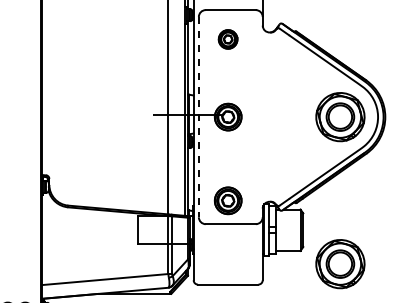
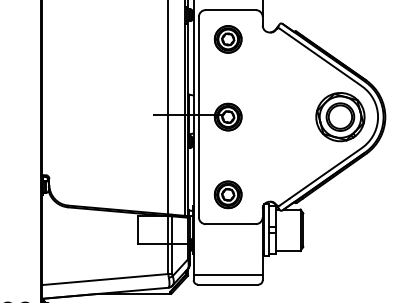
part size: 22x21 px -> 30x29 px (227, 39)
line: dashed -> solid (198, 117)
part position: (227, 200) -> (227, 194) (227, 194)
part: present -> none (340, 264)
line: none -> present (227, 275)
